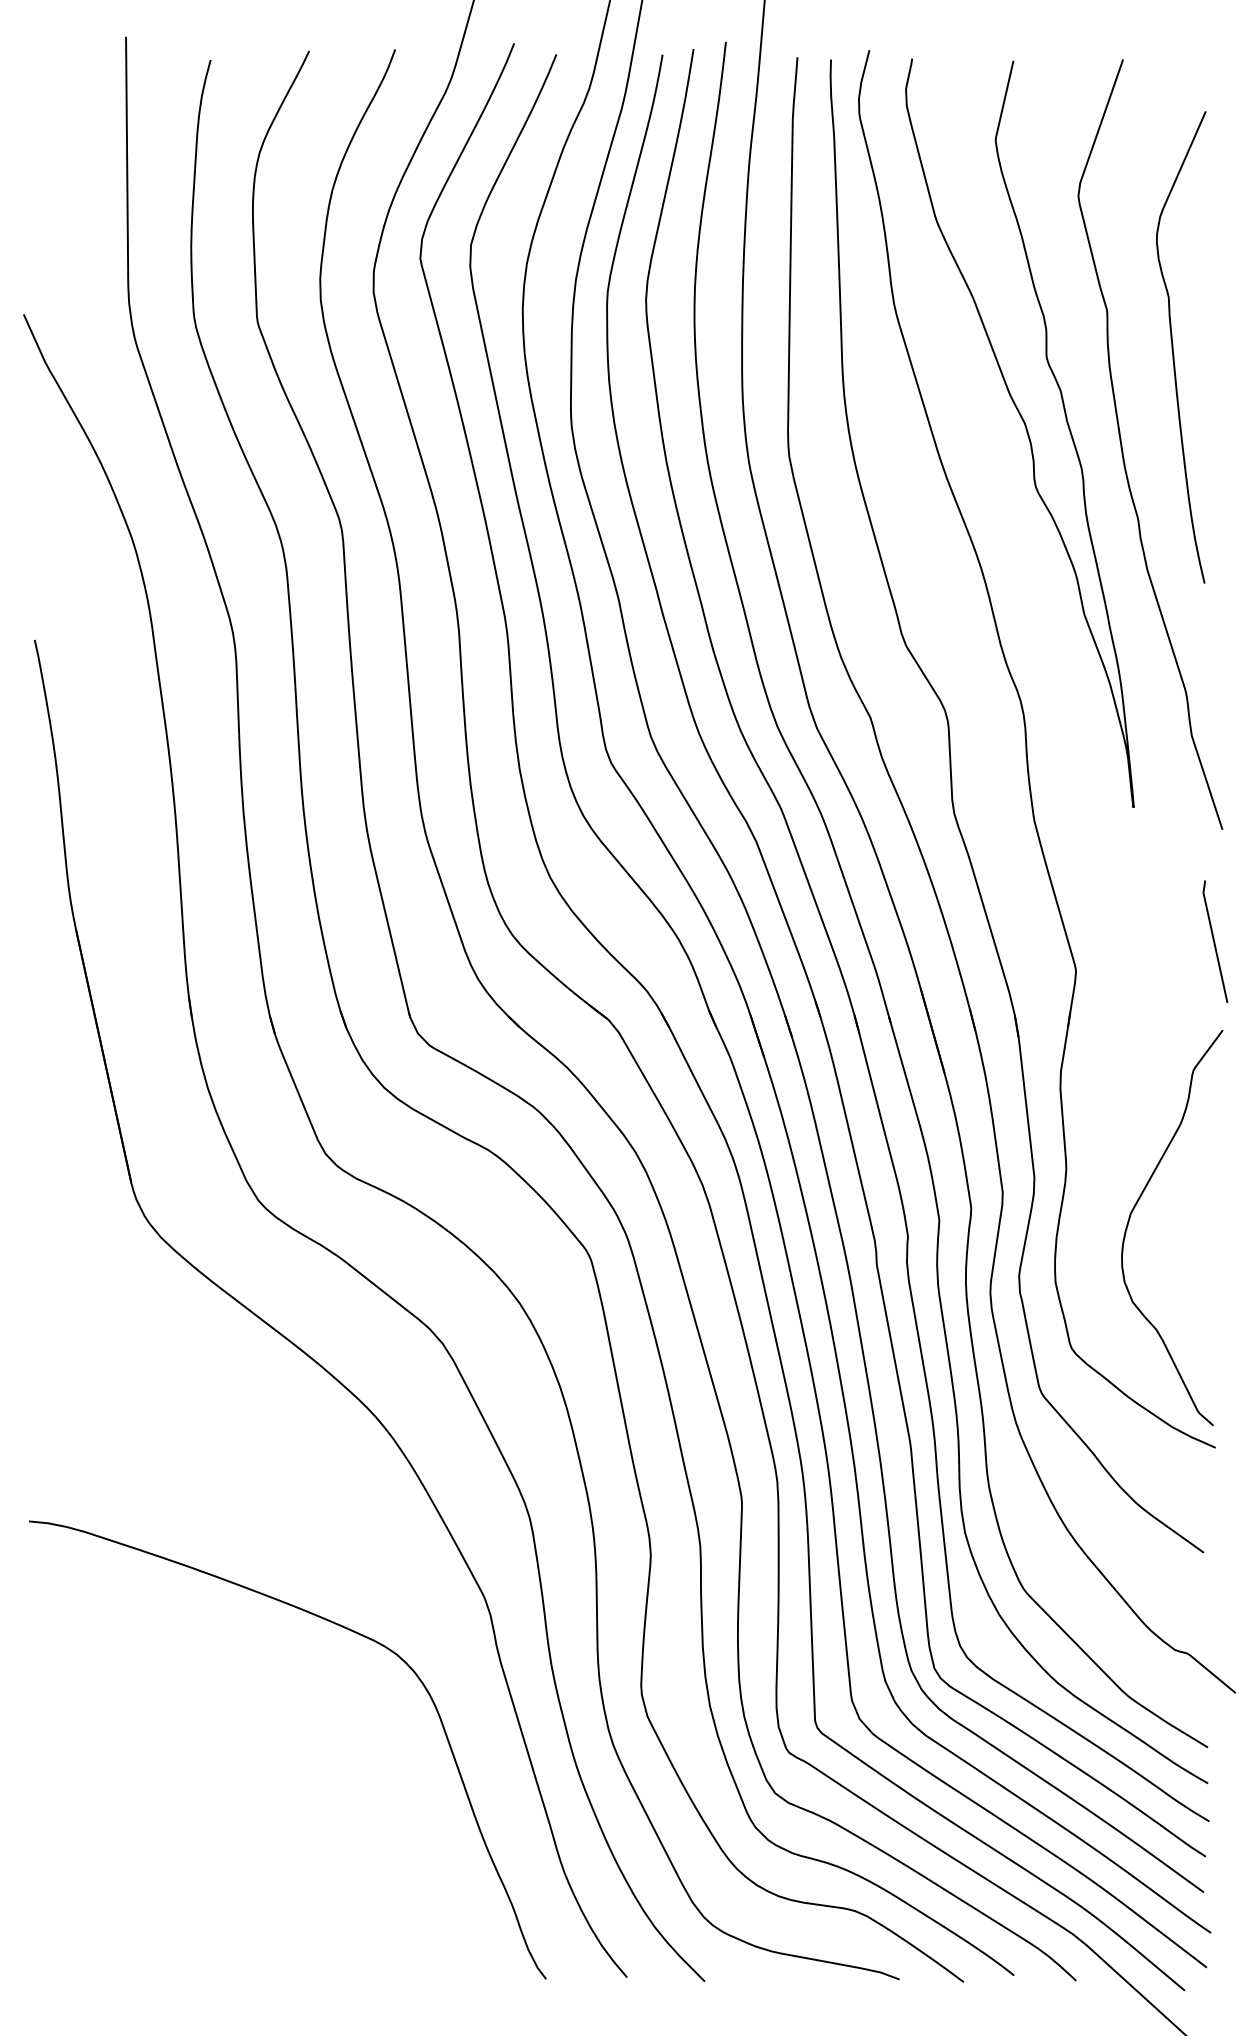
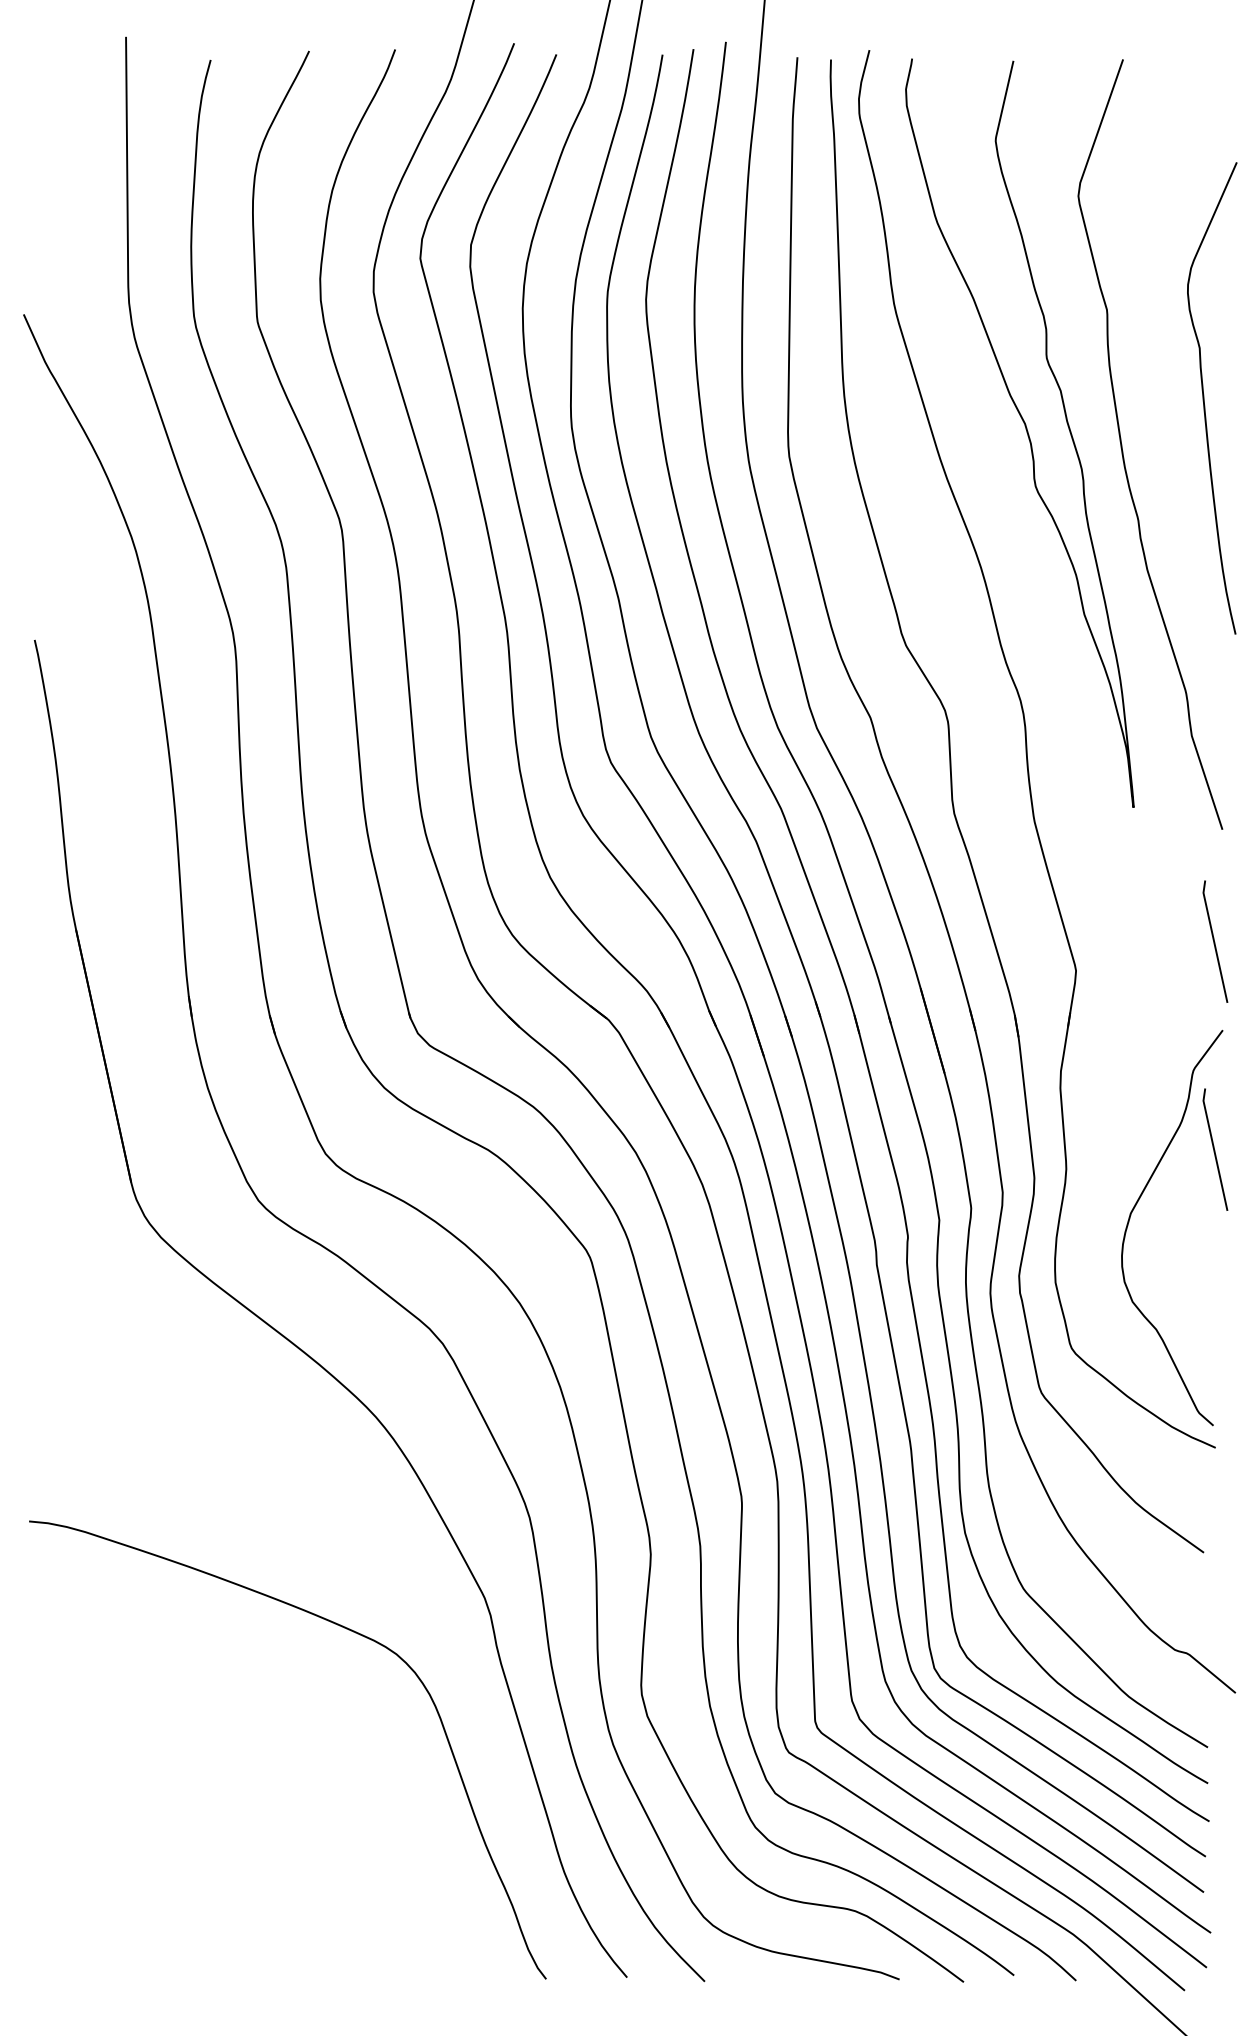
curve position: (1173, 347) -> (1204, 398) (1204, 398)
line: none -> present (1214, 1149)
